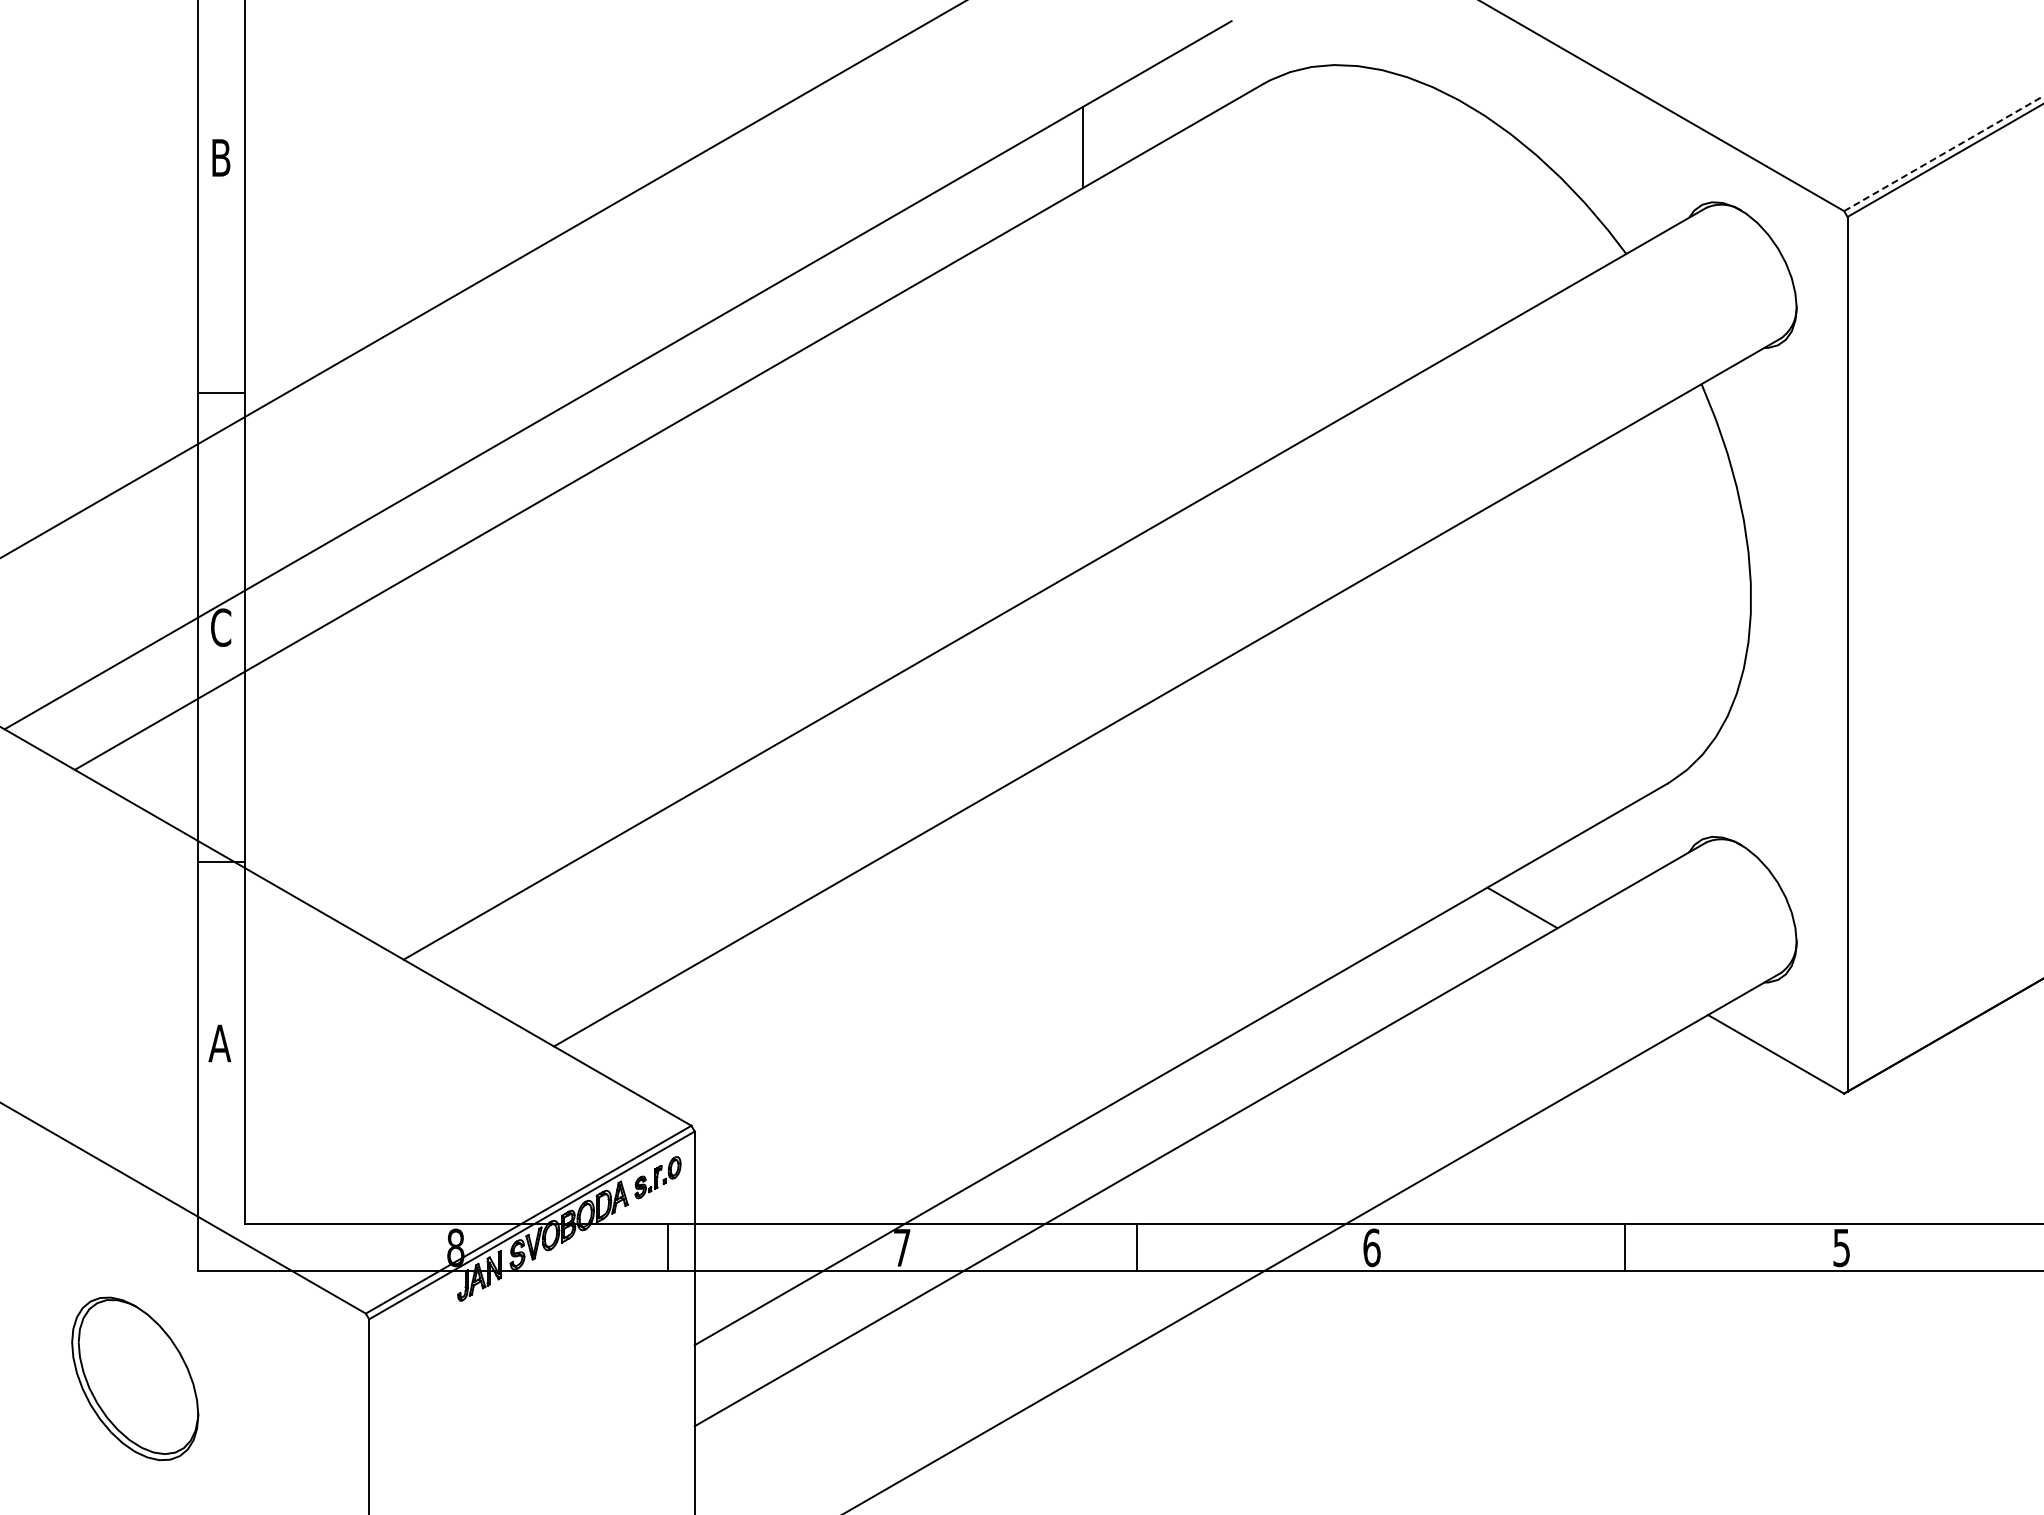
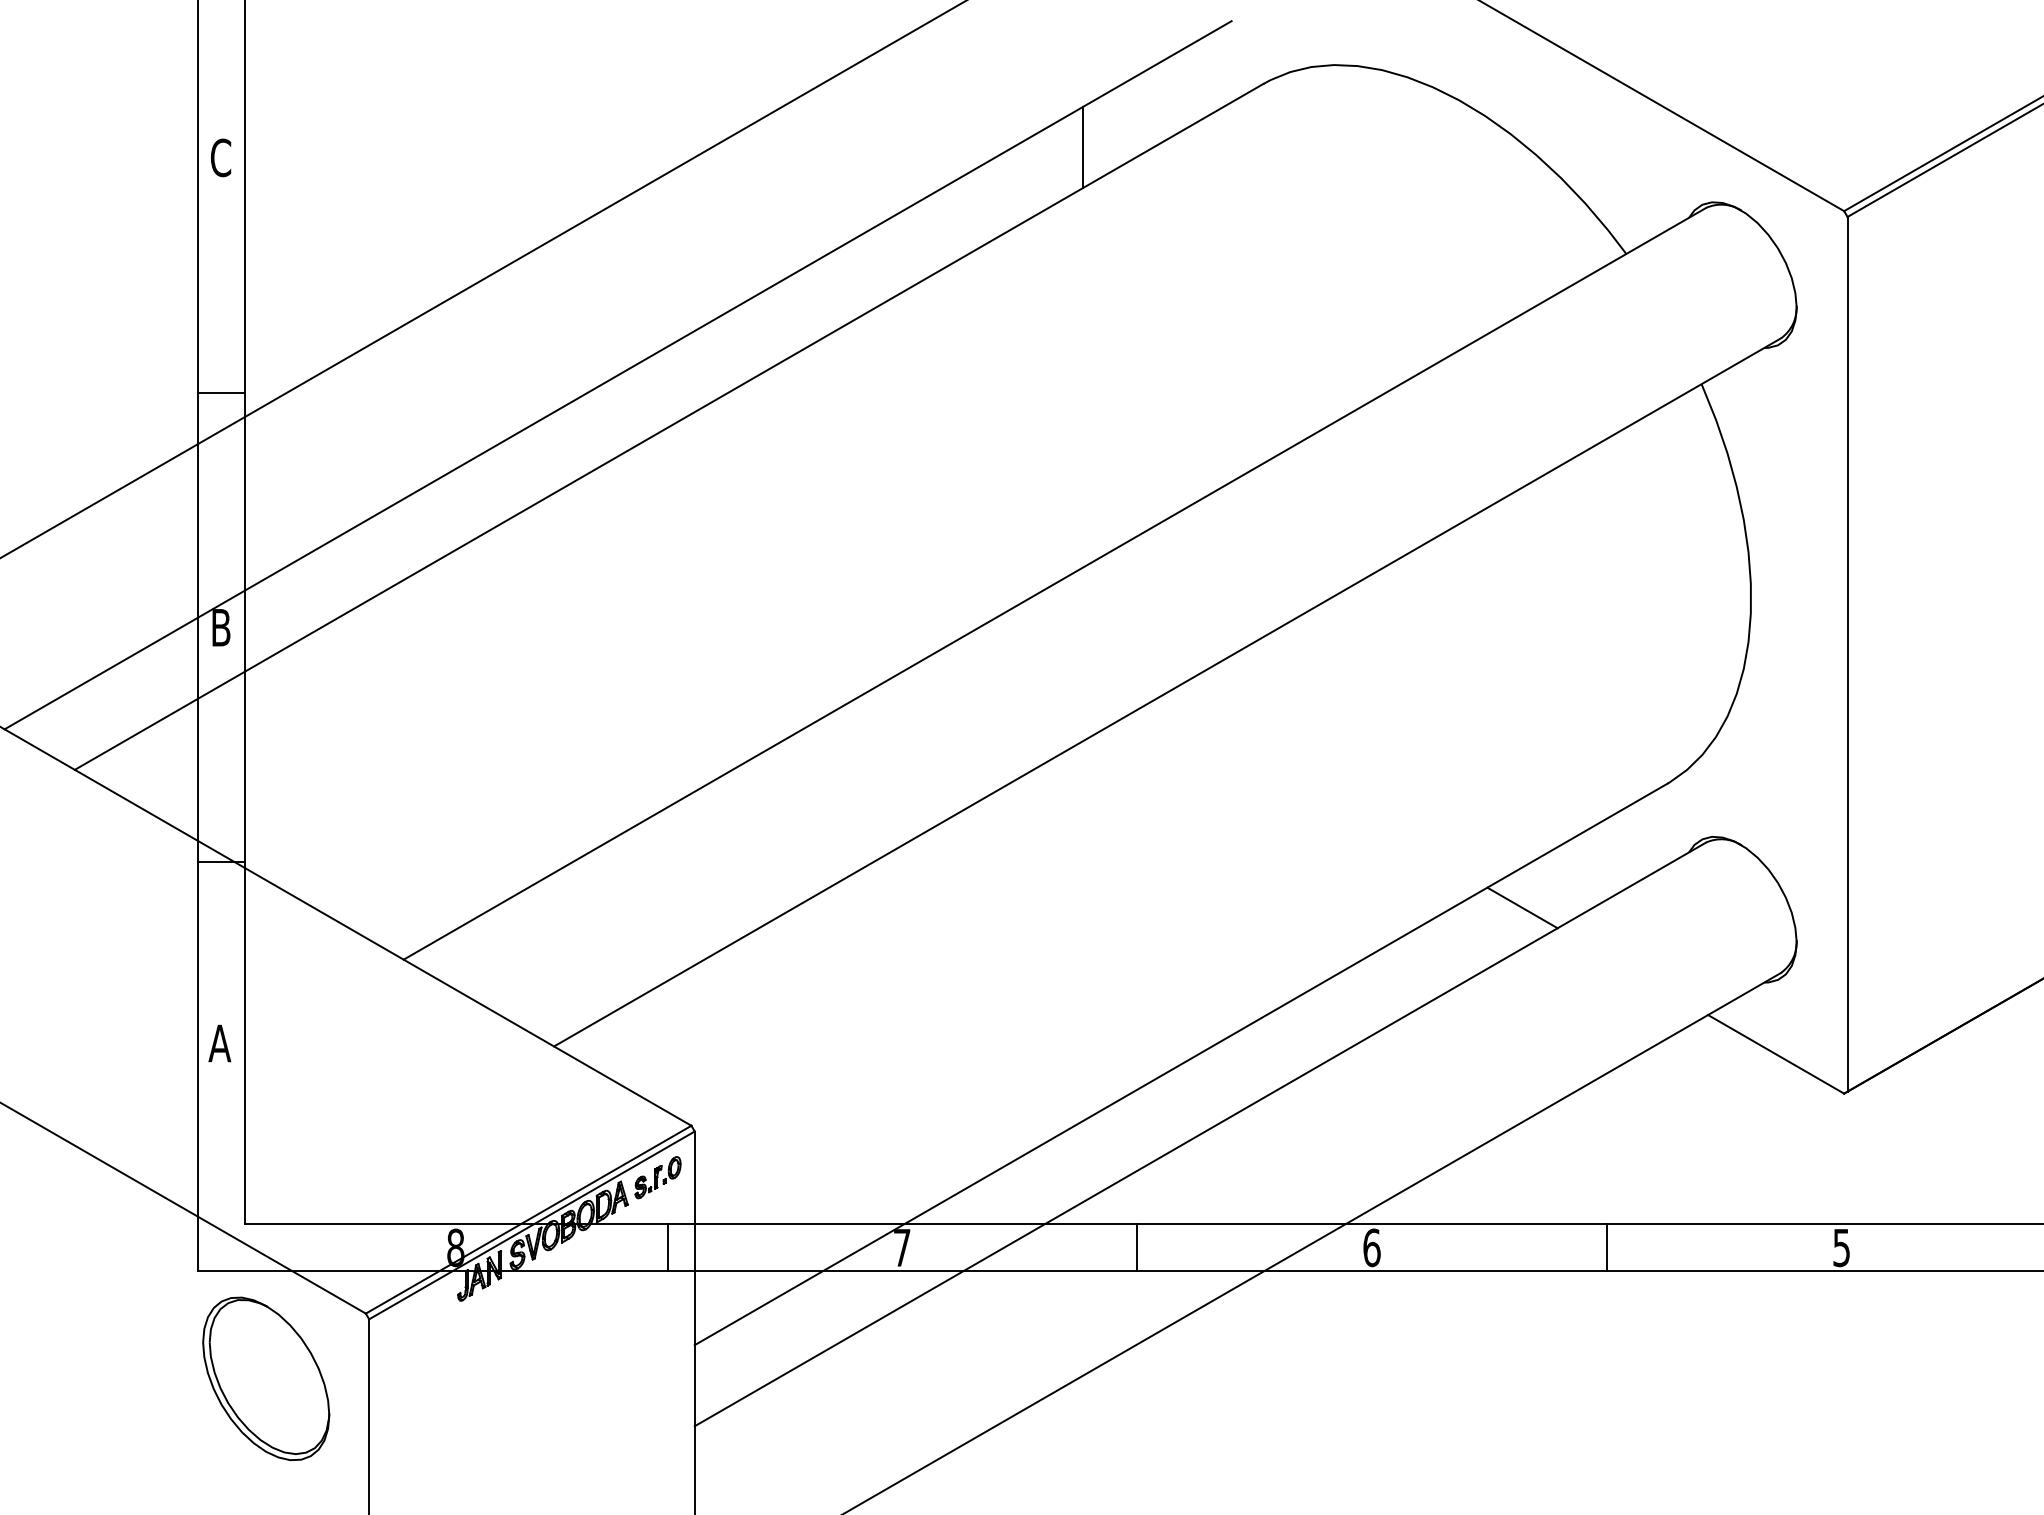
line: dashed -> solid (1944, 153)
text: B -> C (220, 157)
text: C -> B (221, 627)
line position: (1625, 1247) -> (1607, 1247) (1607, 1247)
part position: (135, 1378) -> (266, 1378) (266, 1378)
